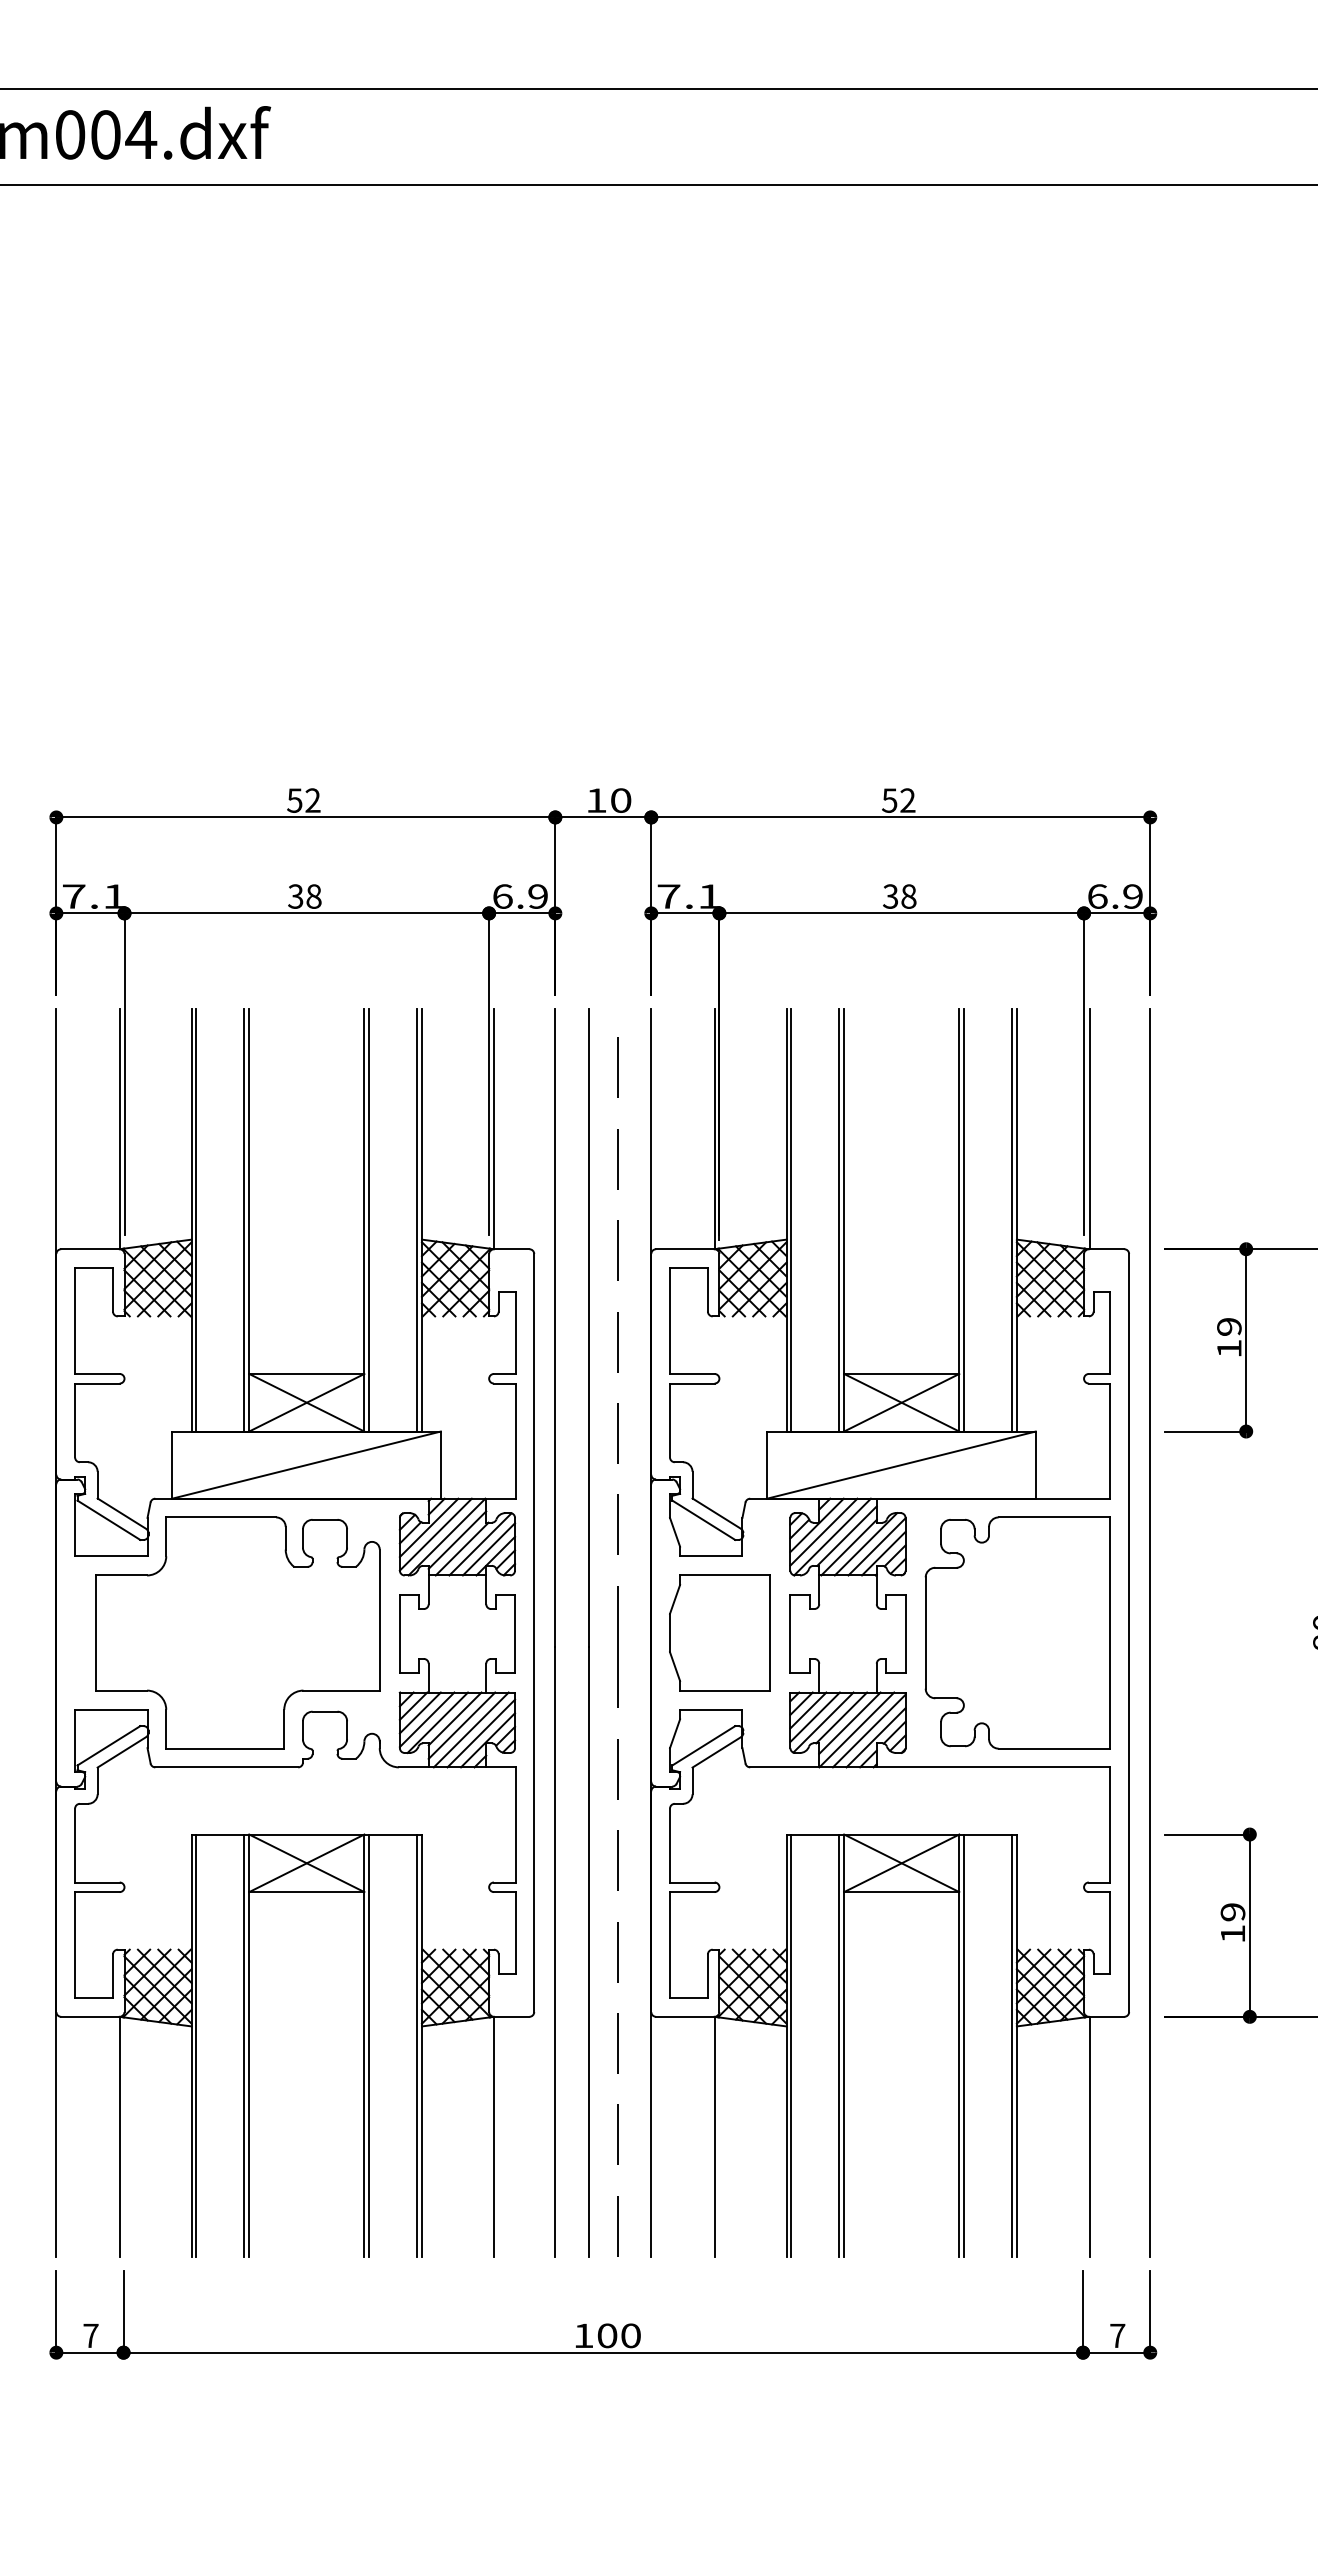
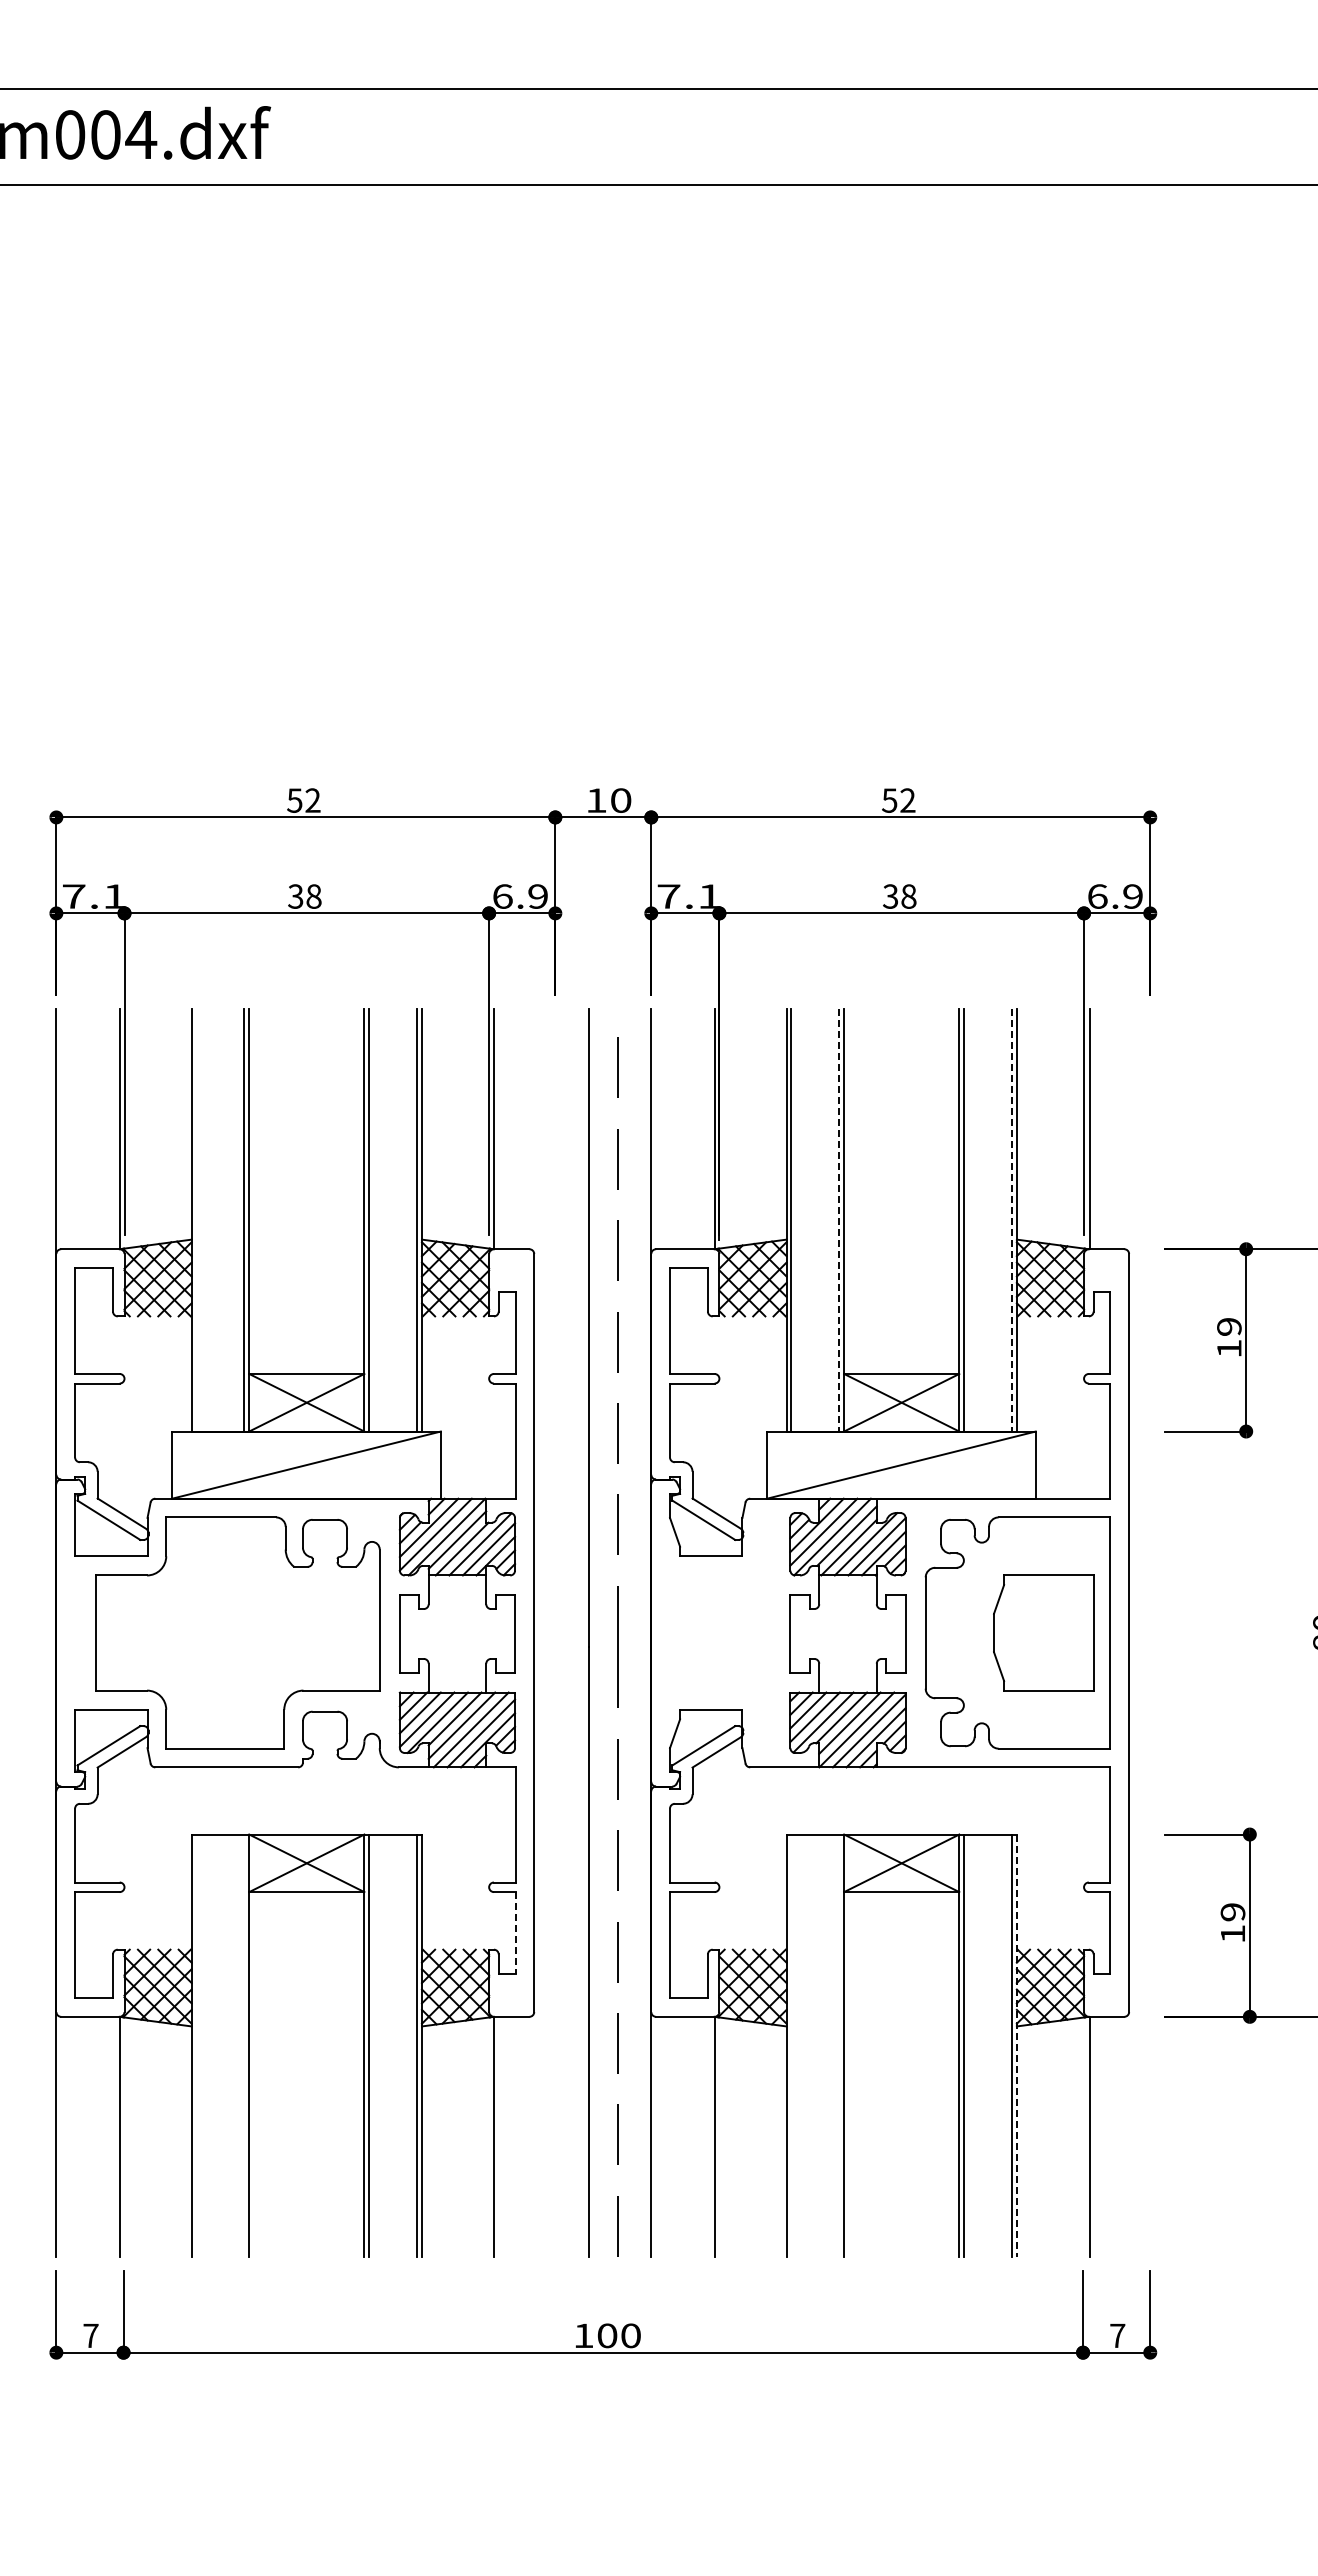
line: present -> none (196, 1220)
line: solid -> dashed (839, 1220)
line: solid -> dashed (1012, 1220)
line: present -> none (554, 1632)
part position: (719, 1632) -> (1043, 1632) (1043, 1632)
line: present -> none (1150, 1632)
line: solid -> dashed (515, 1932)
line: present -> none (196, 2045)
line: present -> none (244, 2045)
line: present -> none (791, 2045)
line: present -> none (839, 2045)
line: solid -> dashed (1016, 2046)
